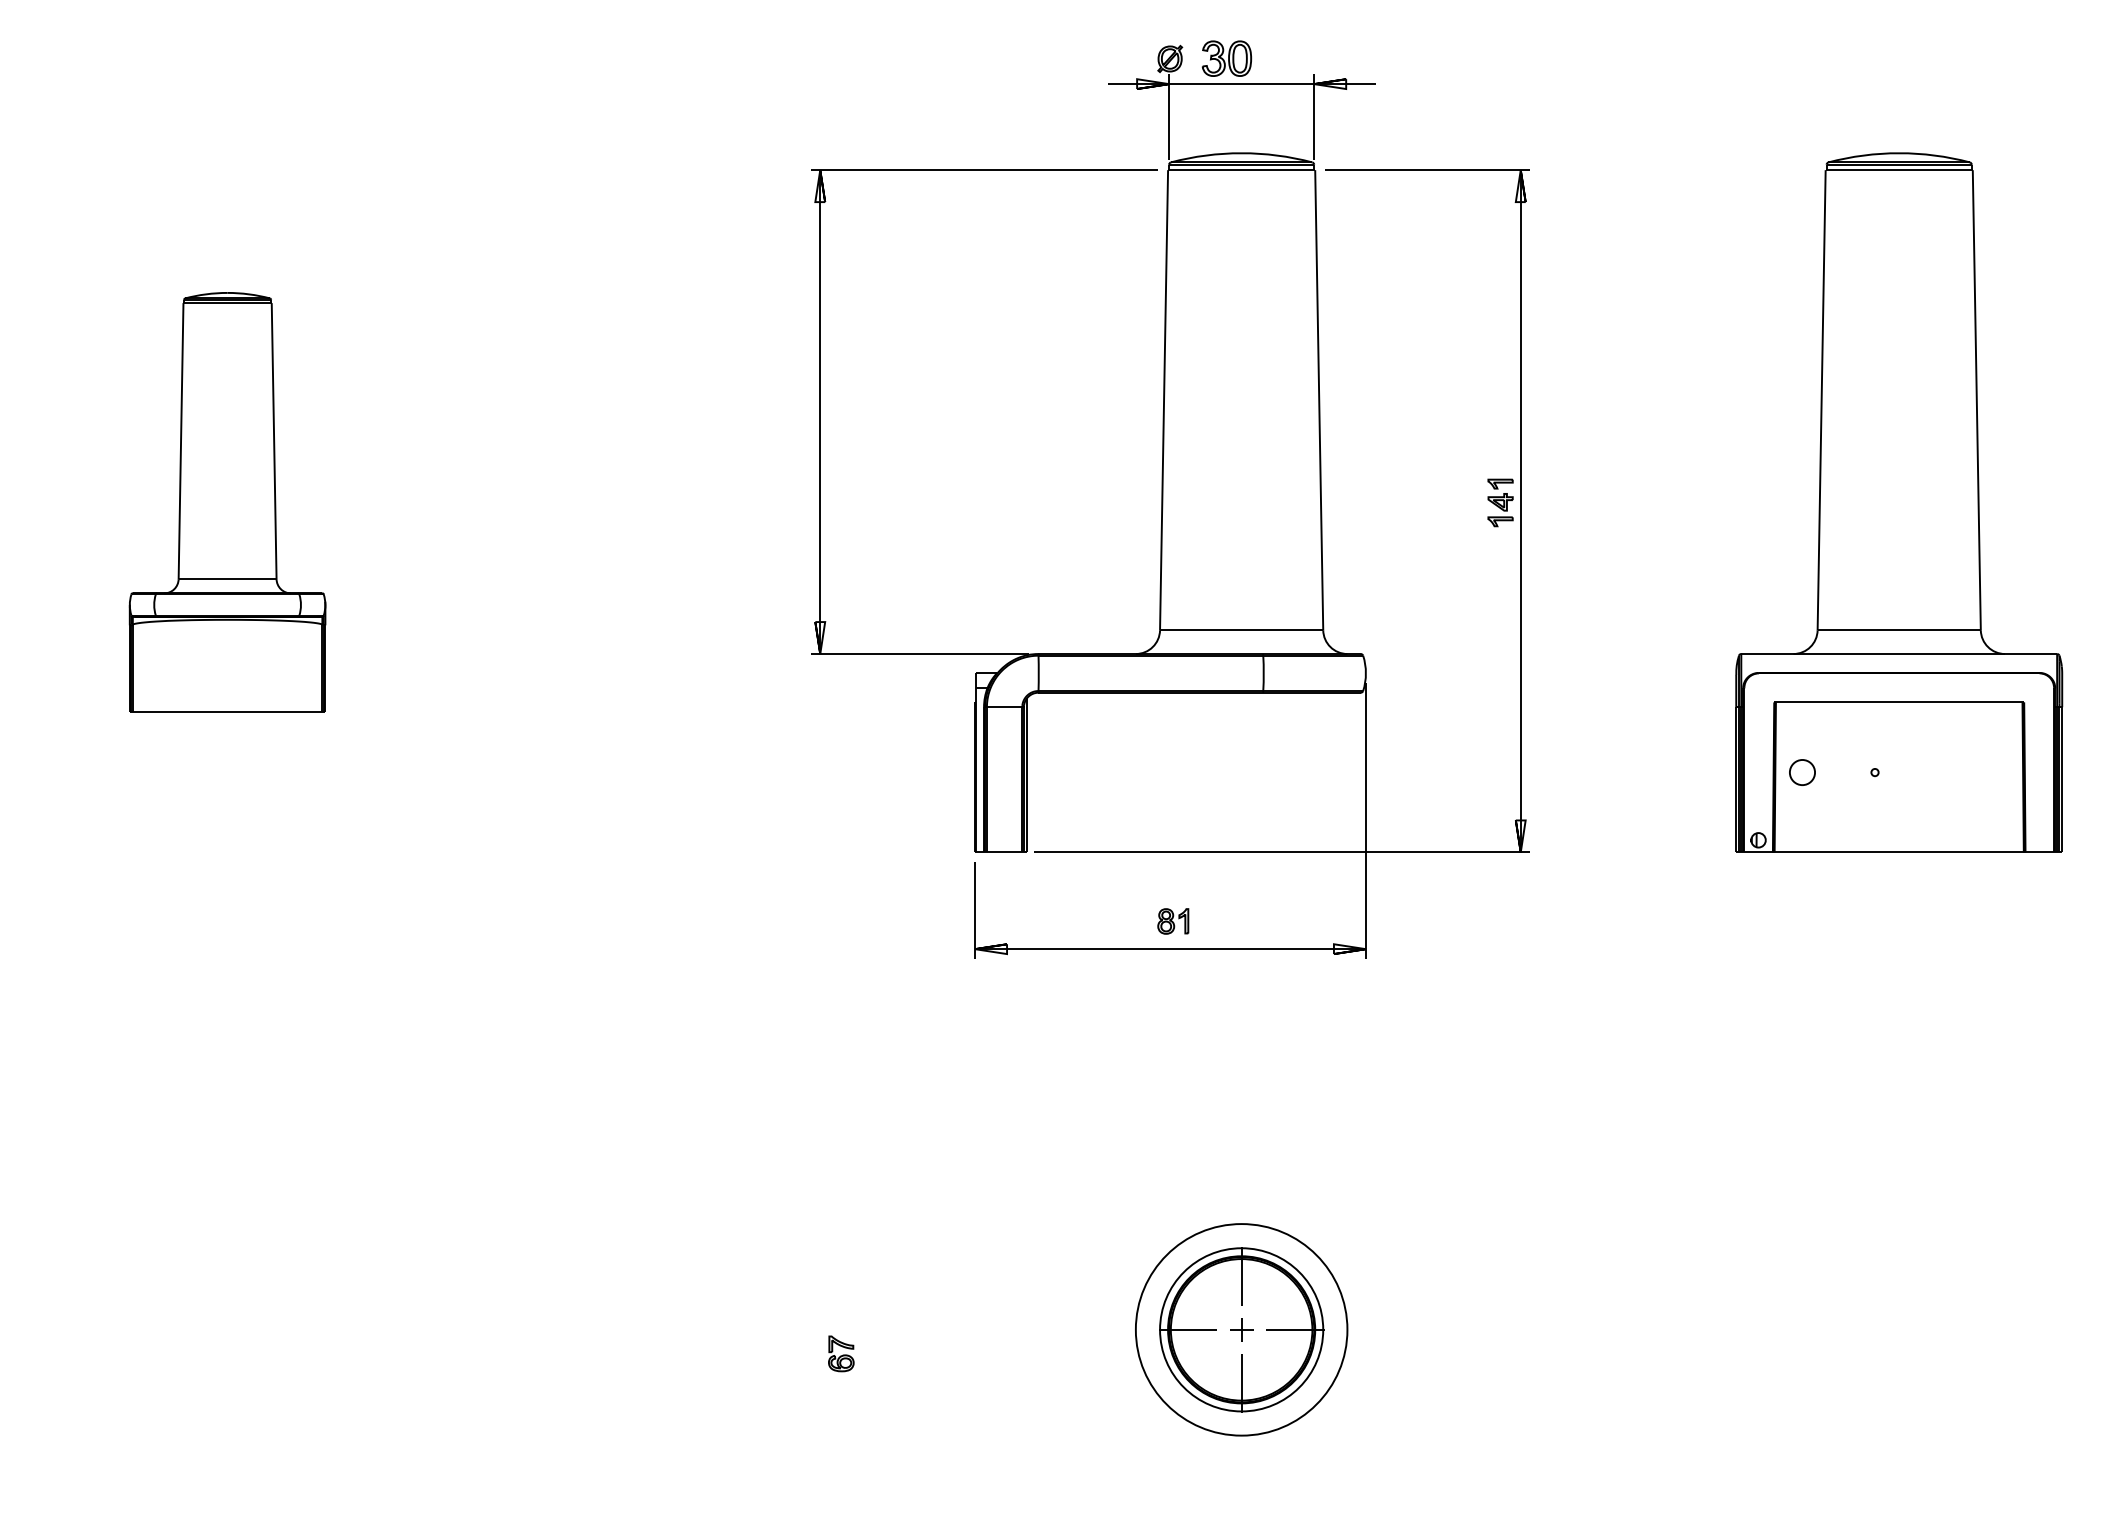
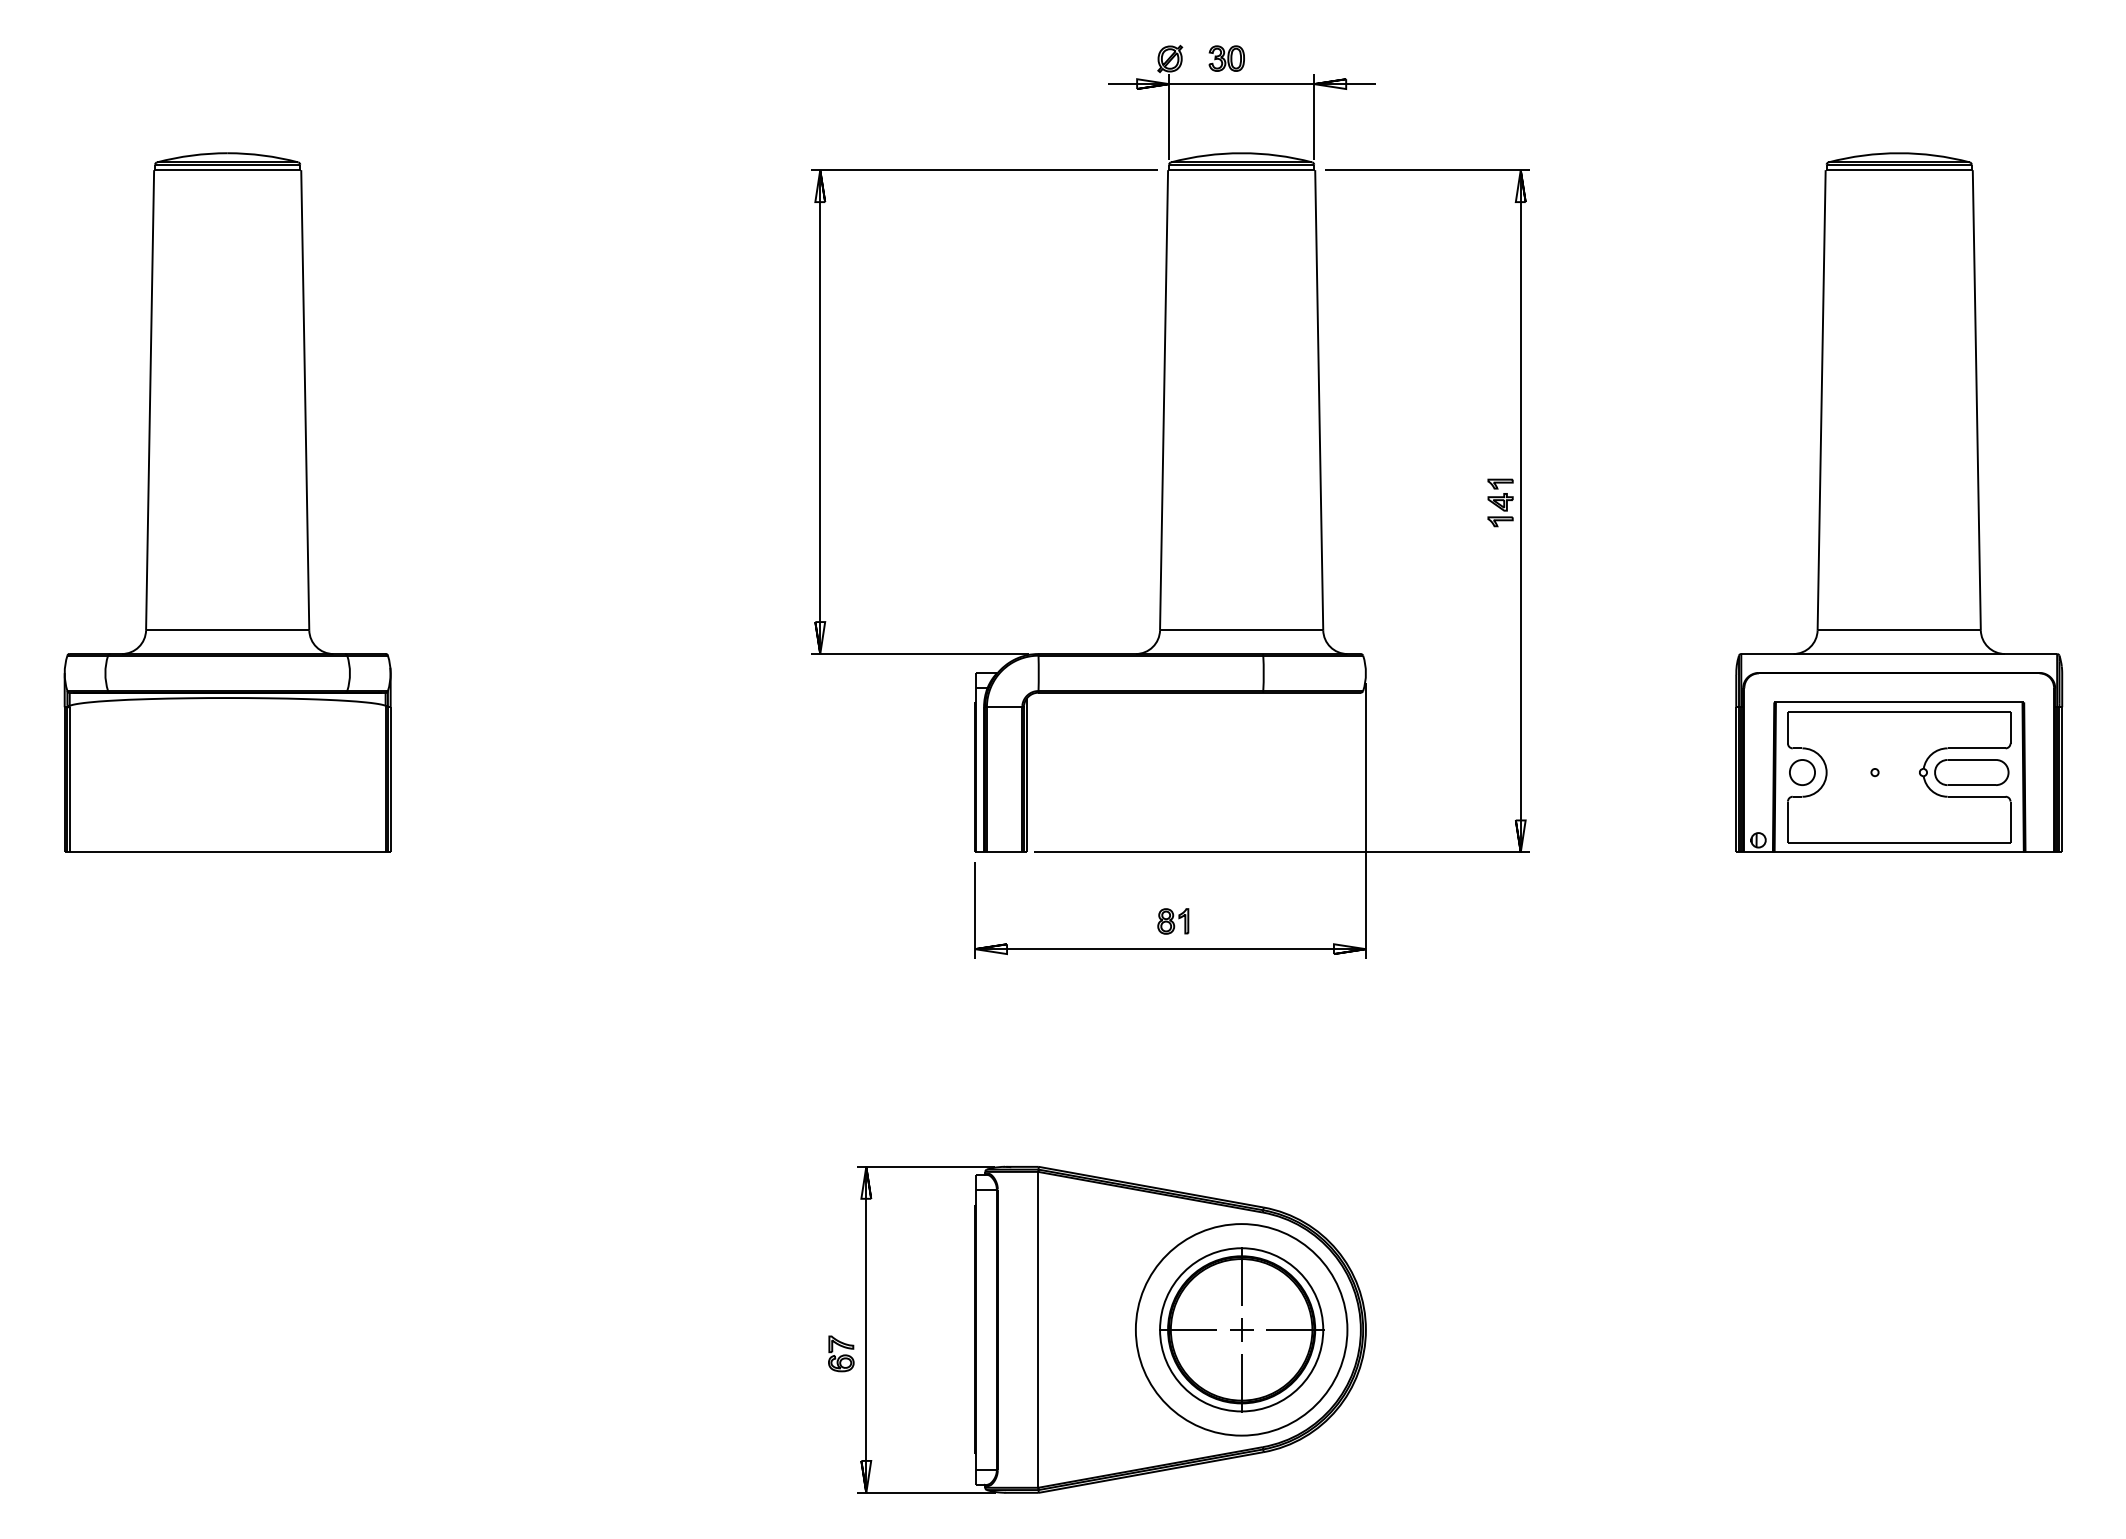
part size: 52x37 px -> 37x27 px (1226, 58)
part size: 199x421 px -> 329x701 px (227, 502)
part: none -> present (1899, 777)
part: none -> present (1111, 1329)
